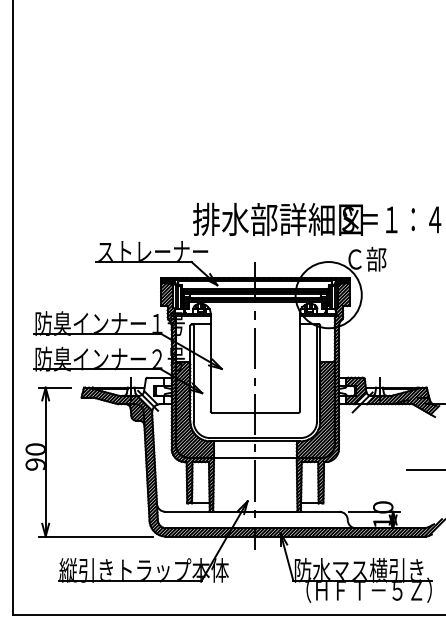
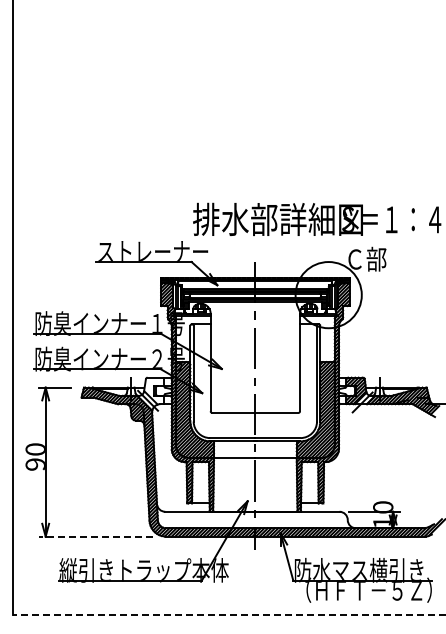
line: present -> none (423, 470)
line: solid -> dashed (95, 536)
line: solid -> dashed (229, 614)
